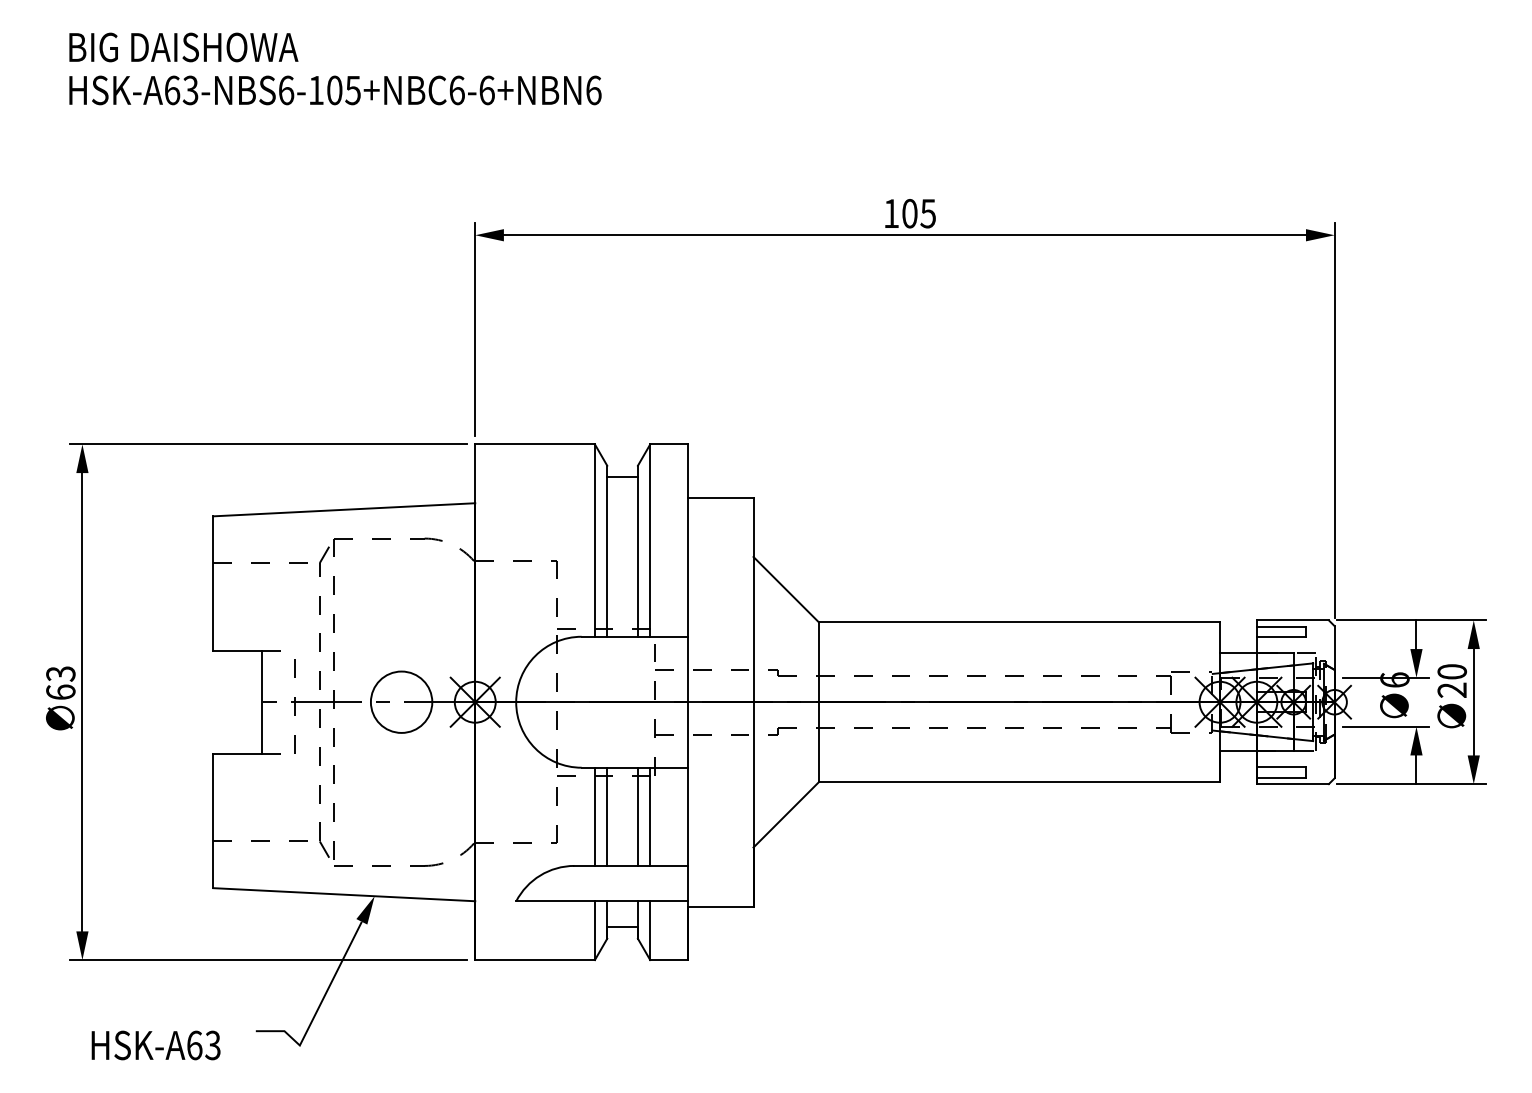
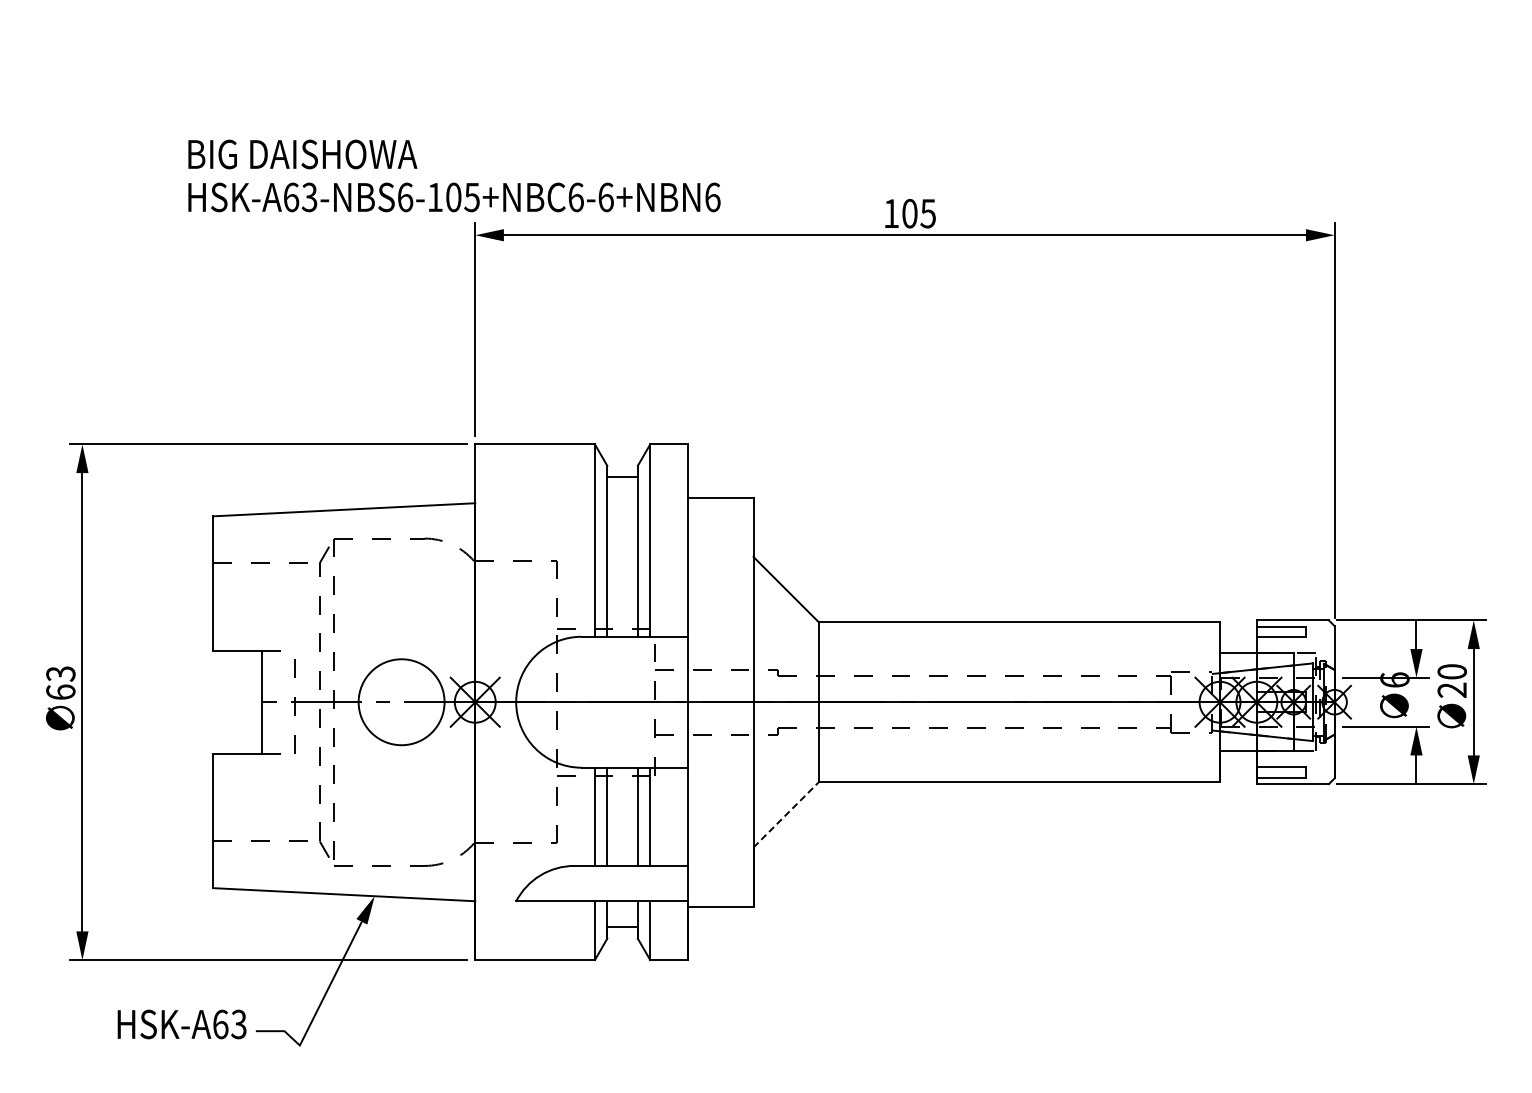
text position: (335, 68) -> (454, 175) (454, 175)
circle diameter: 61 px -> 86 px (401, 702)
line: solid -> dashed (786, 814)
text position: (155, 1045) -> (181, 1024) (181, 1024)
